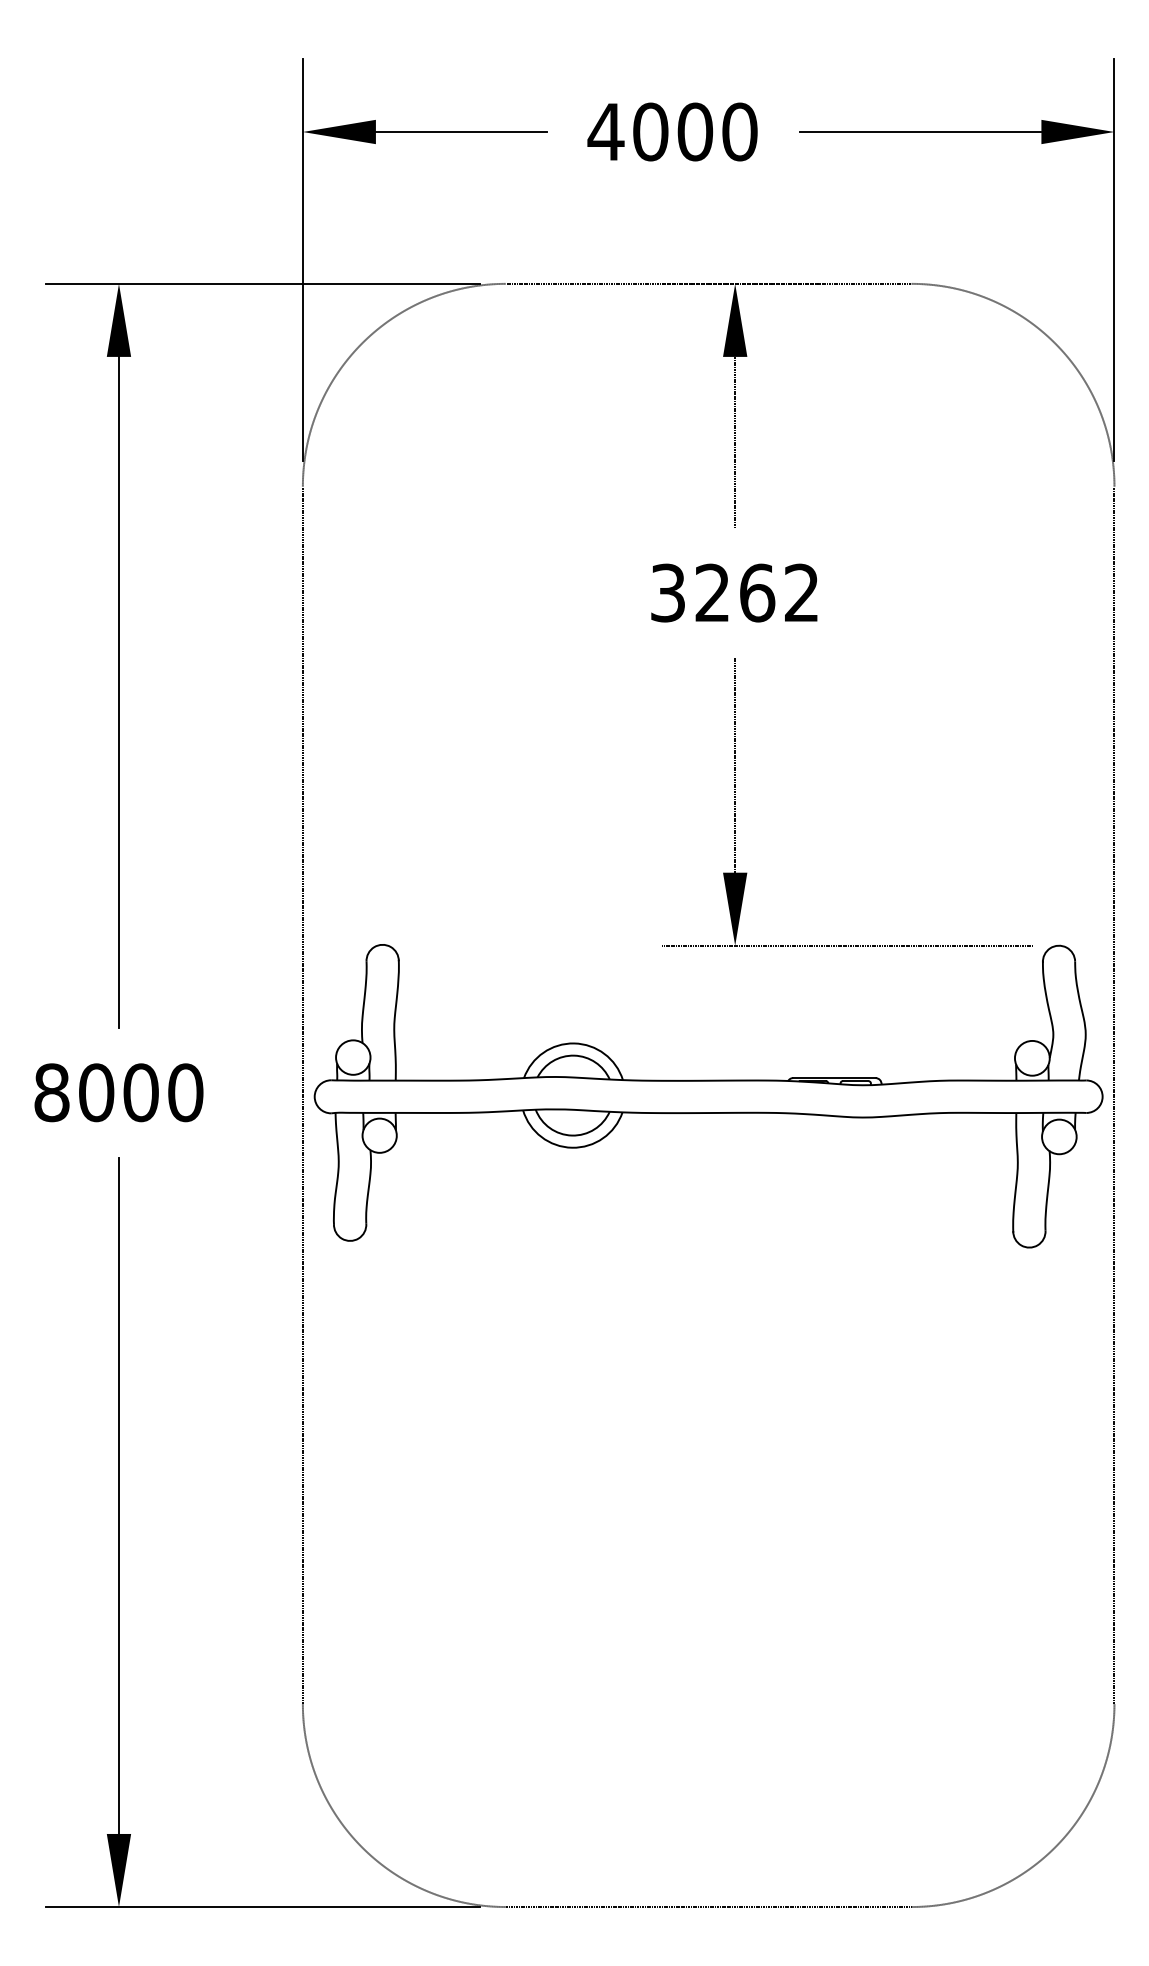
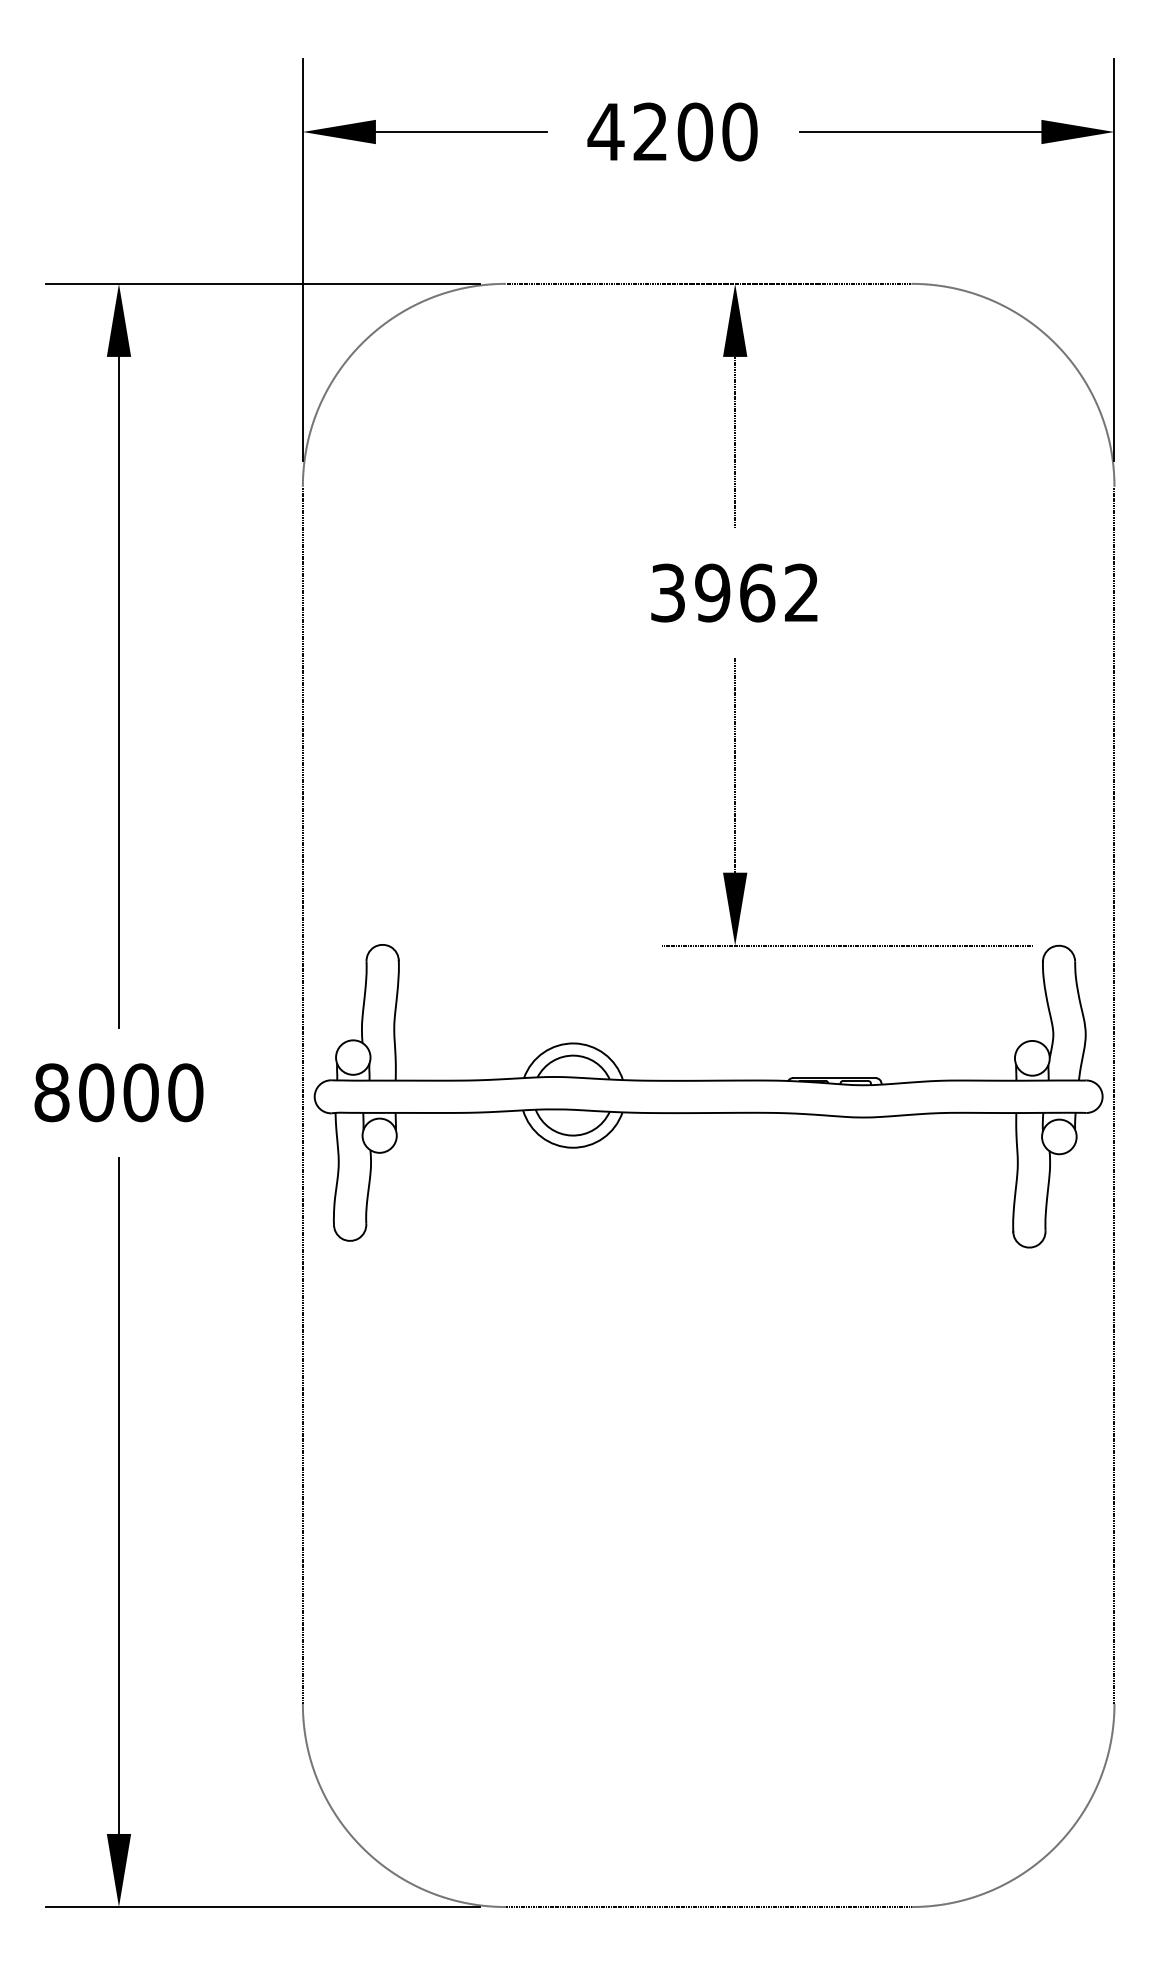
text: 4000 -> 4200 (650, 131)
text: 3262 -> 3962 (712, 592)
